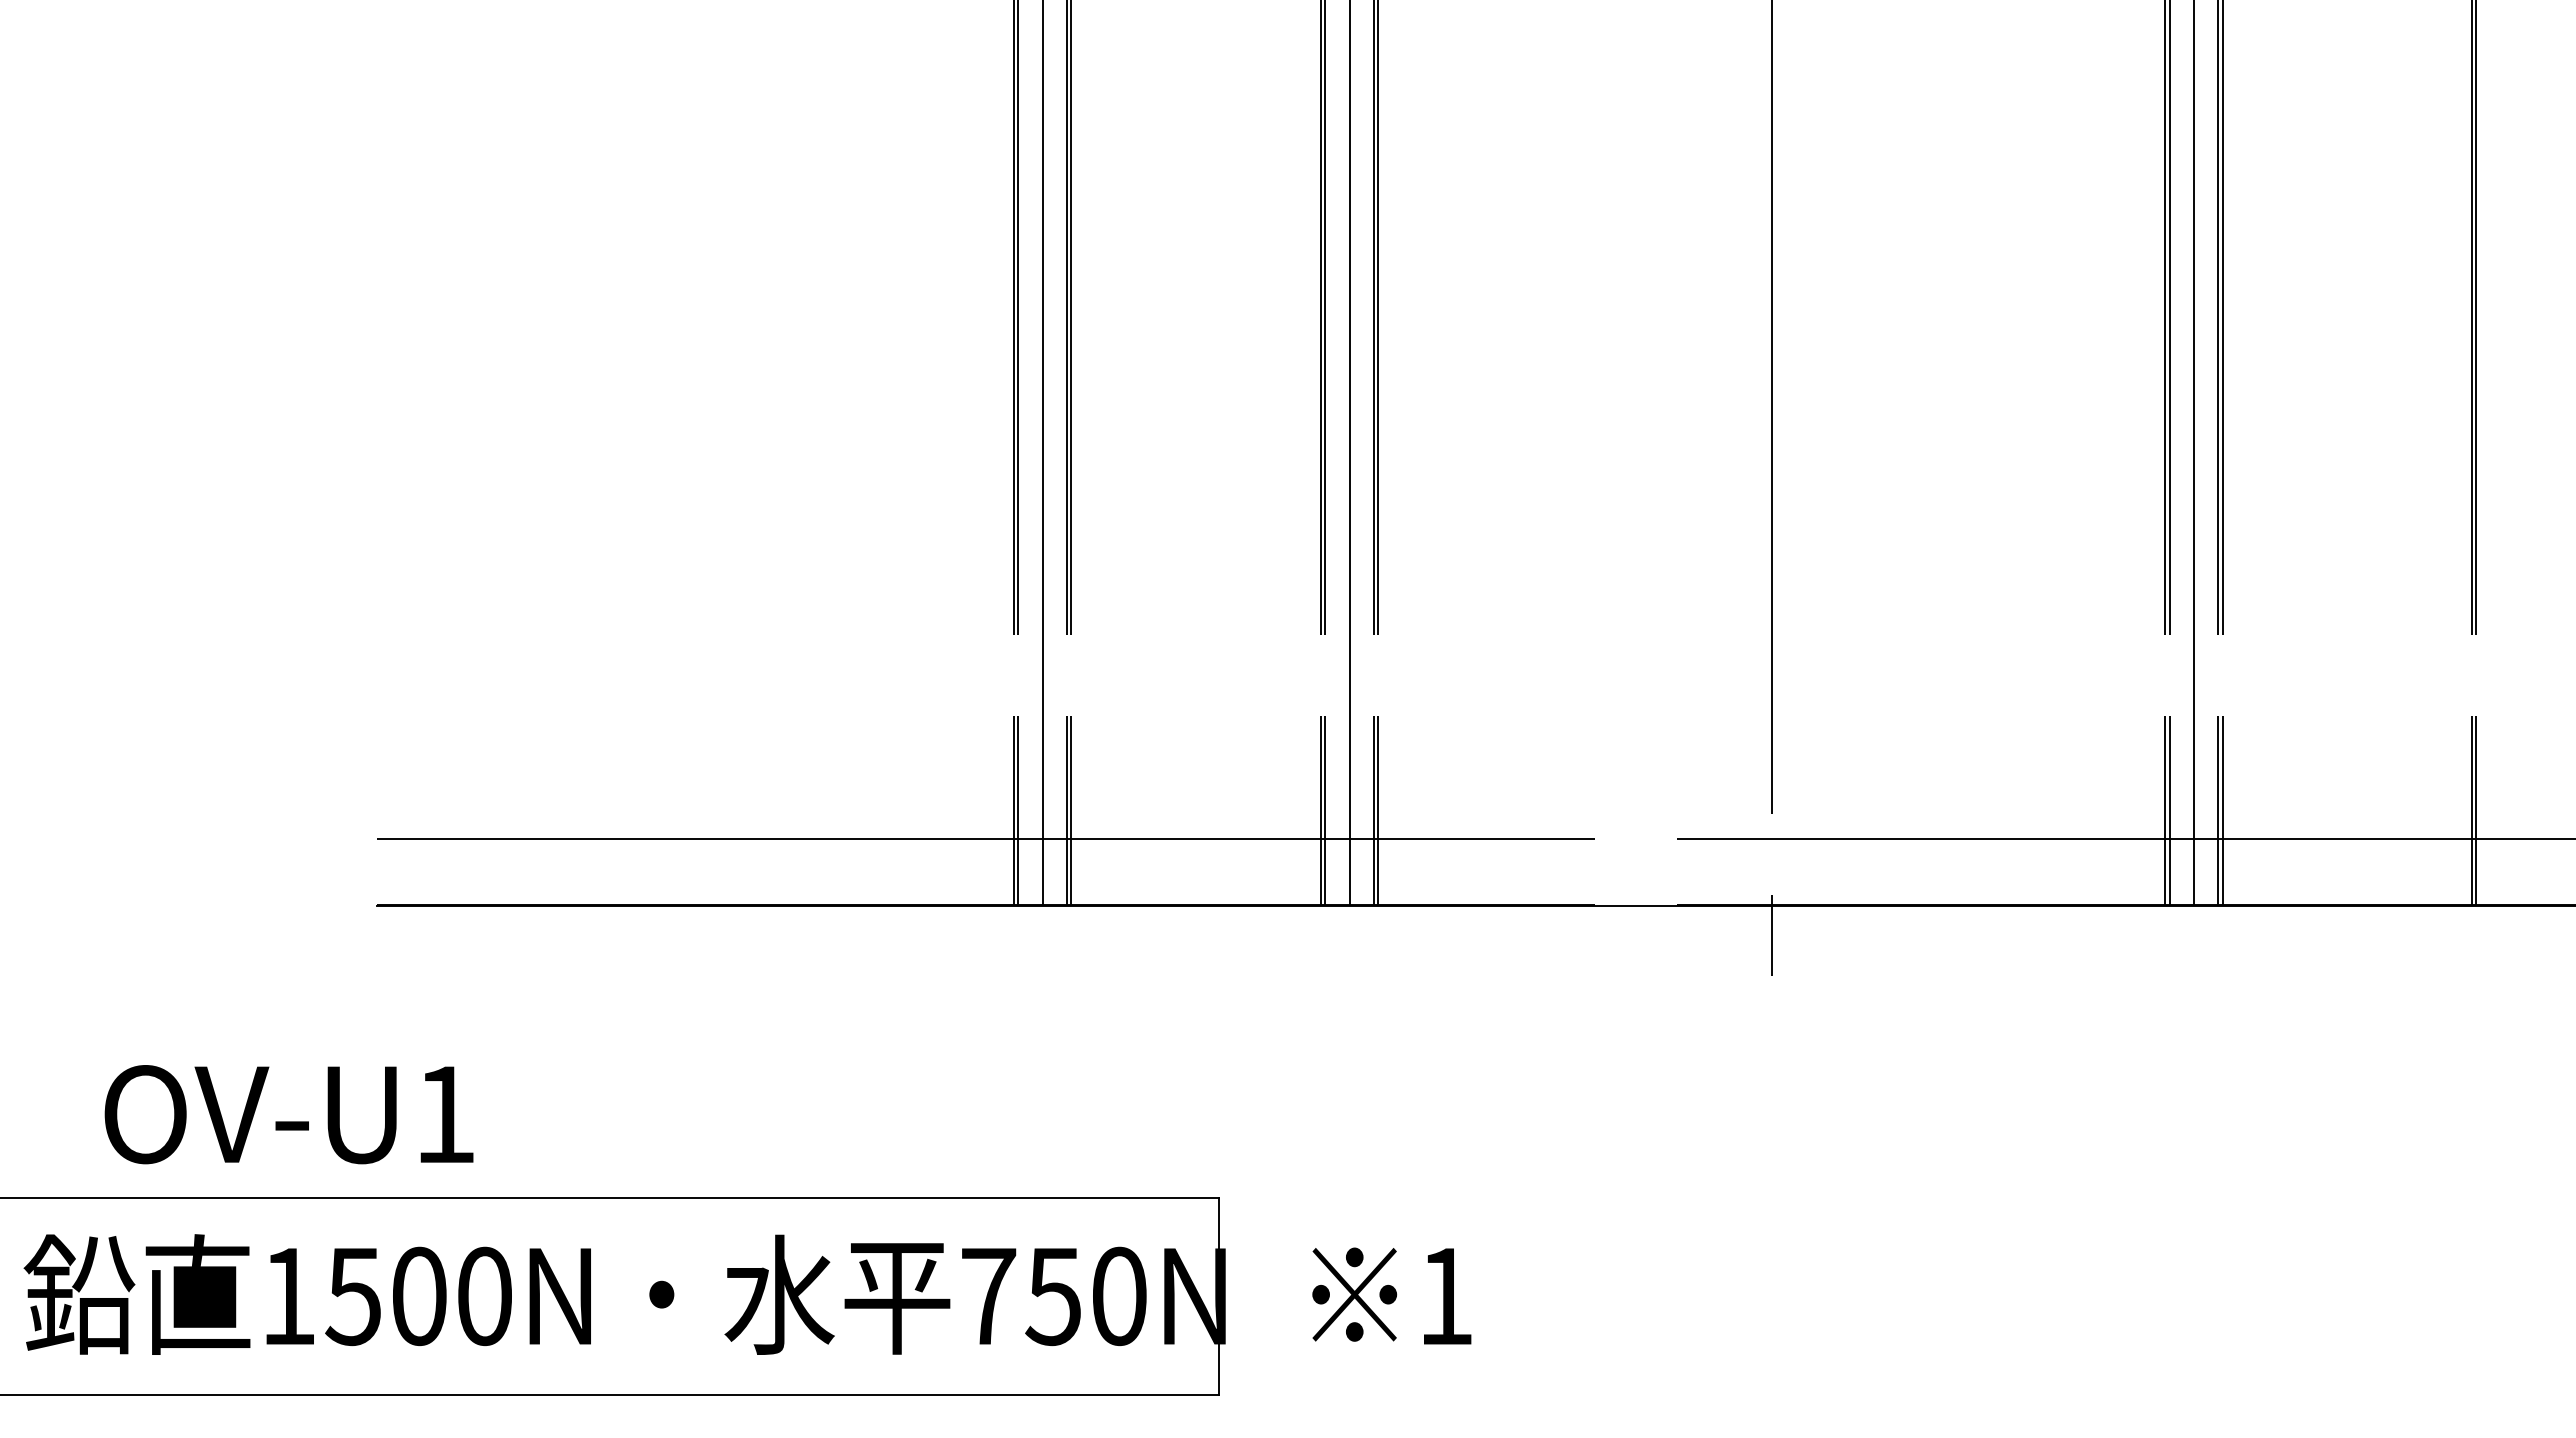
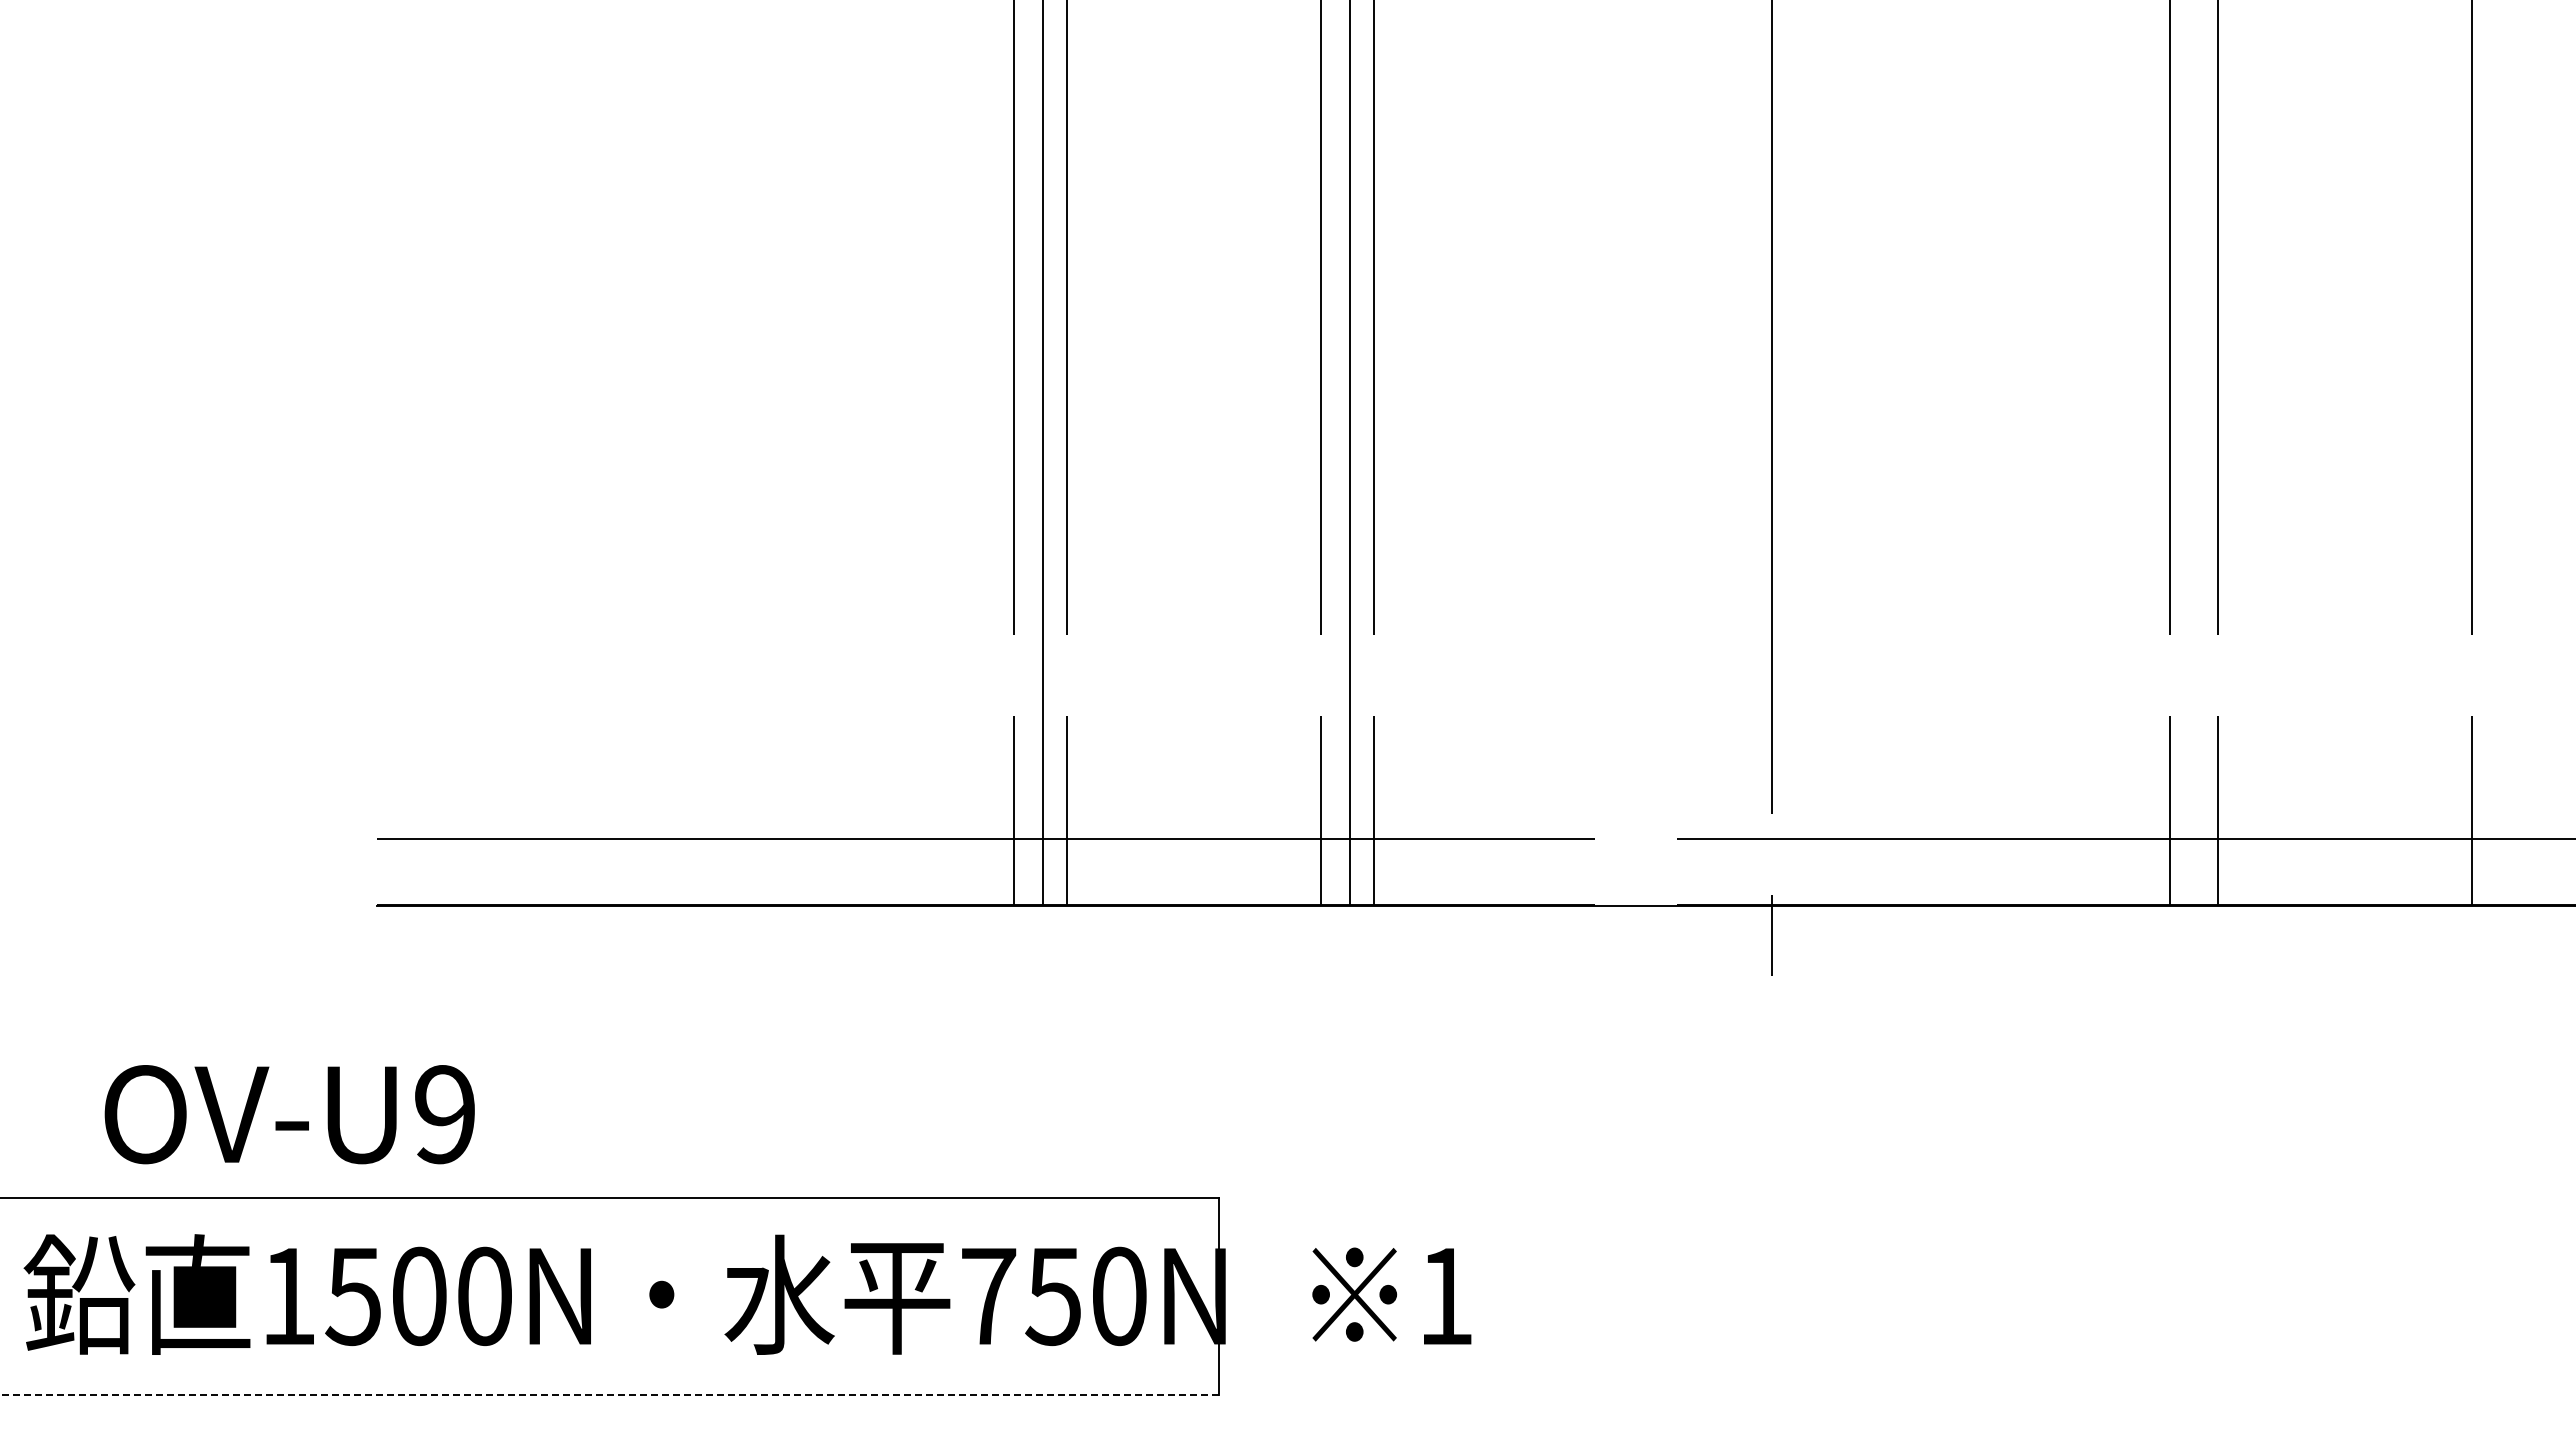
line: present -> none (1018, 453)
line: present -> none (1071, 453)
line: present -> none (1325, 453)
line: present -> none (1378, 453)
line: present -> none (2165, 453)
line: present -> none (2193, 453)
line: present -> none (2222, 453)
line: present -> none (2476, 453)
text: OV-U1 -> OV-U9 (444, 1114)
line: solid -> dashed (609, 1395)
